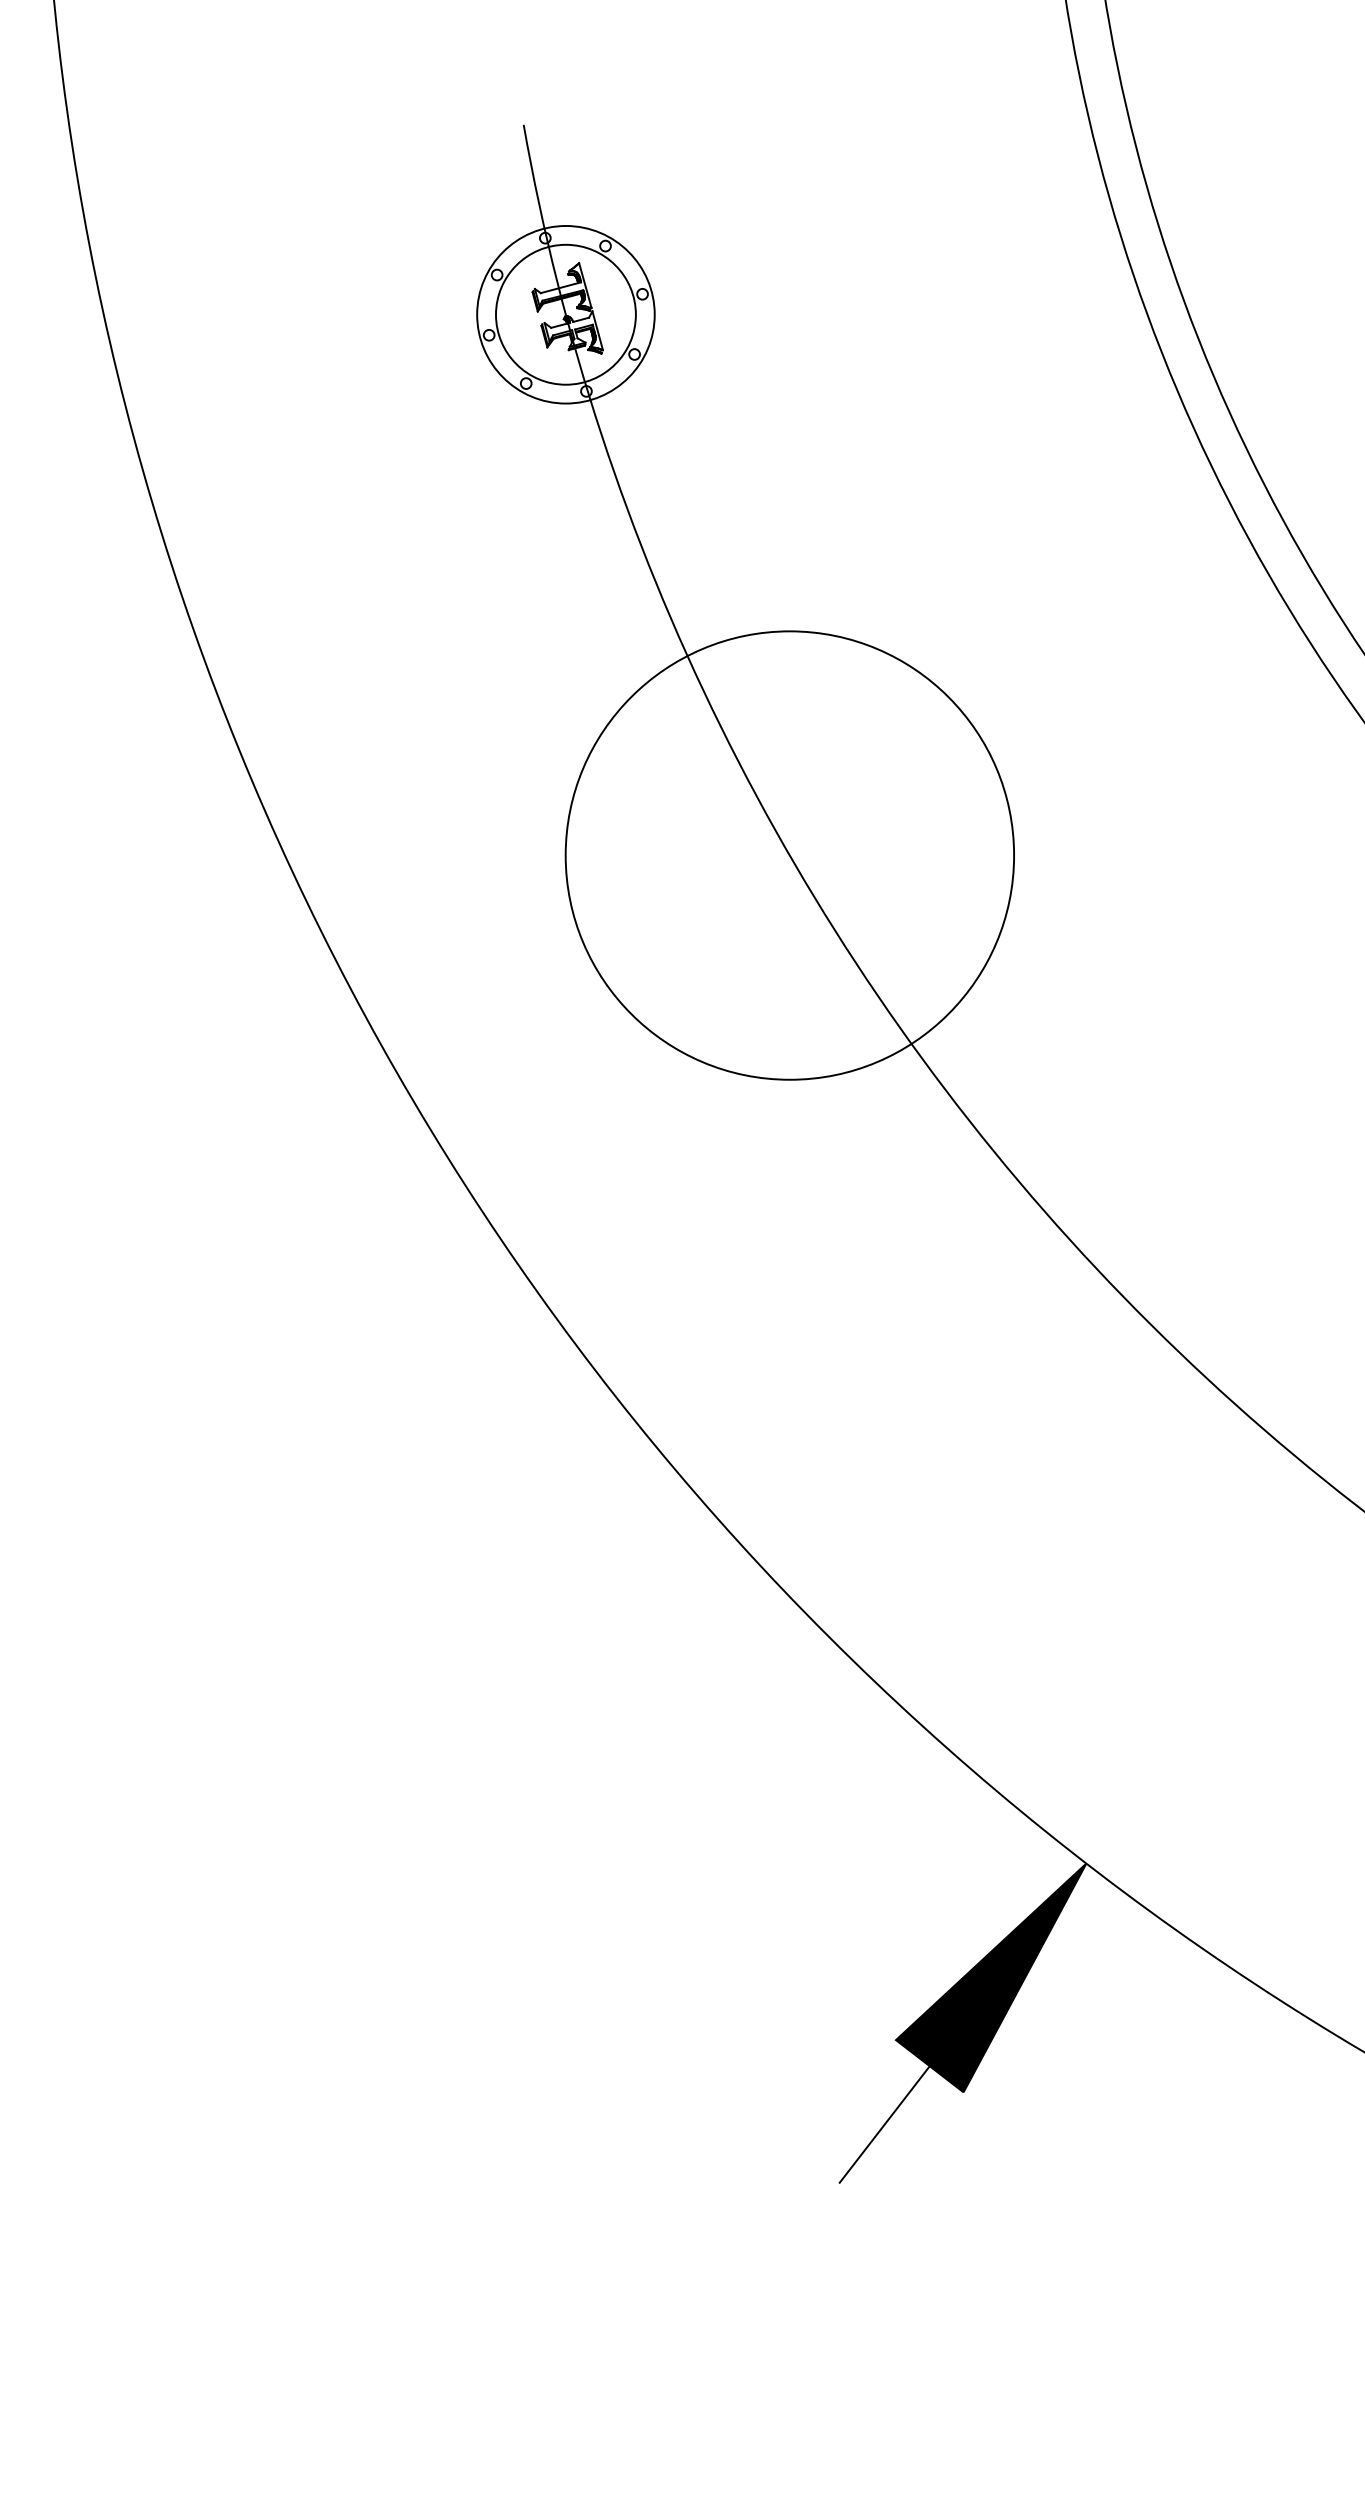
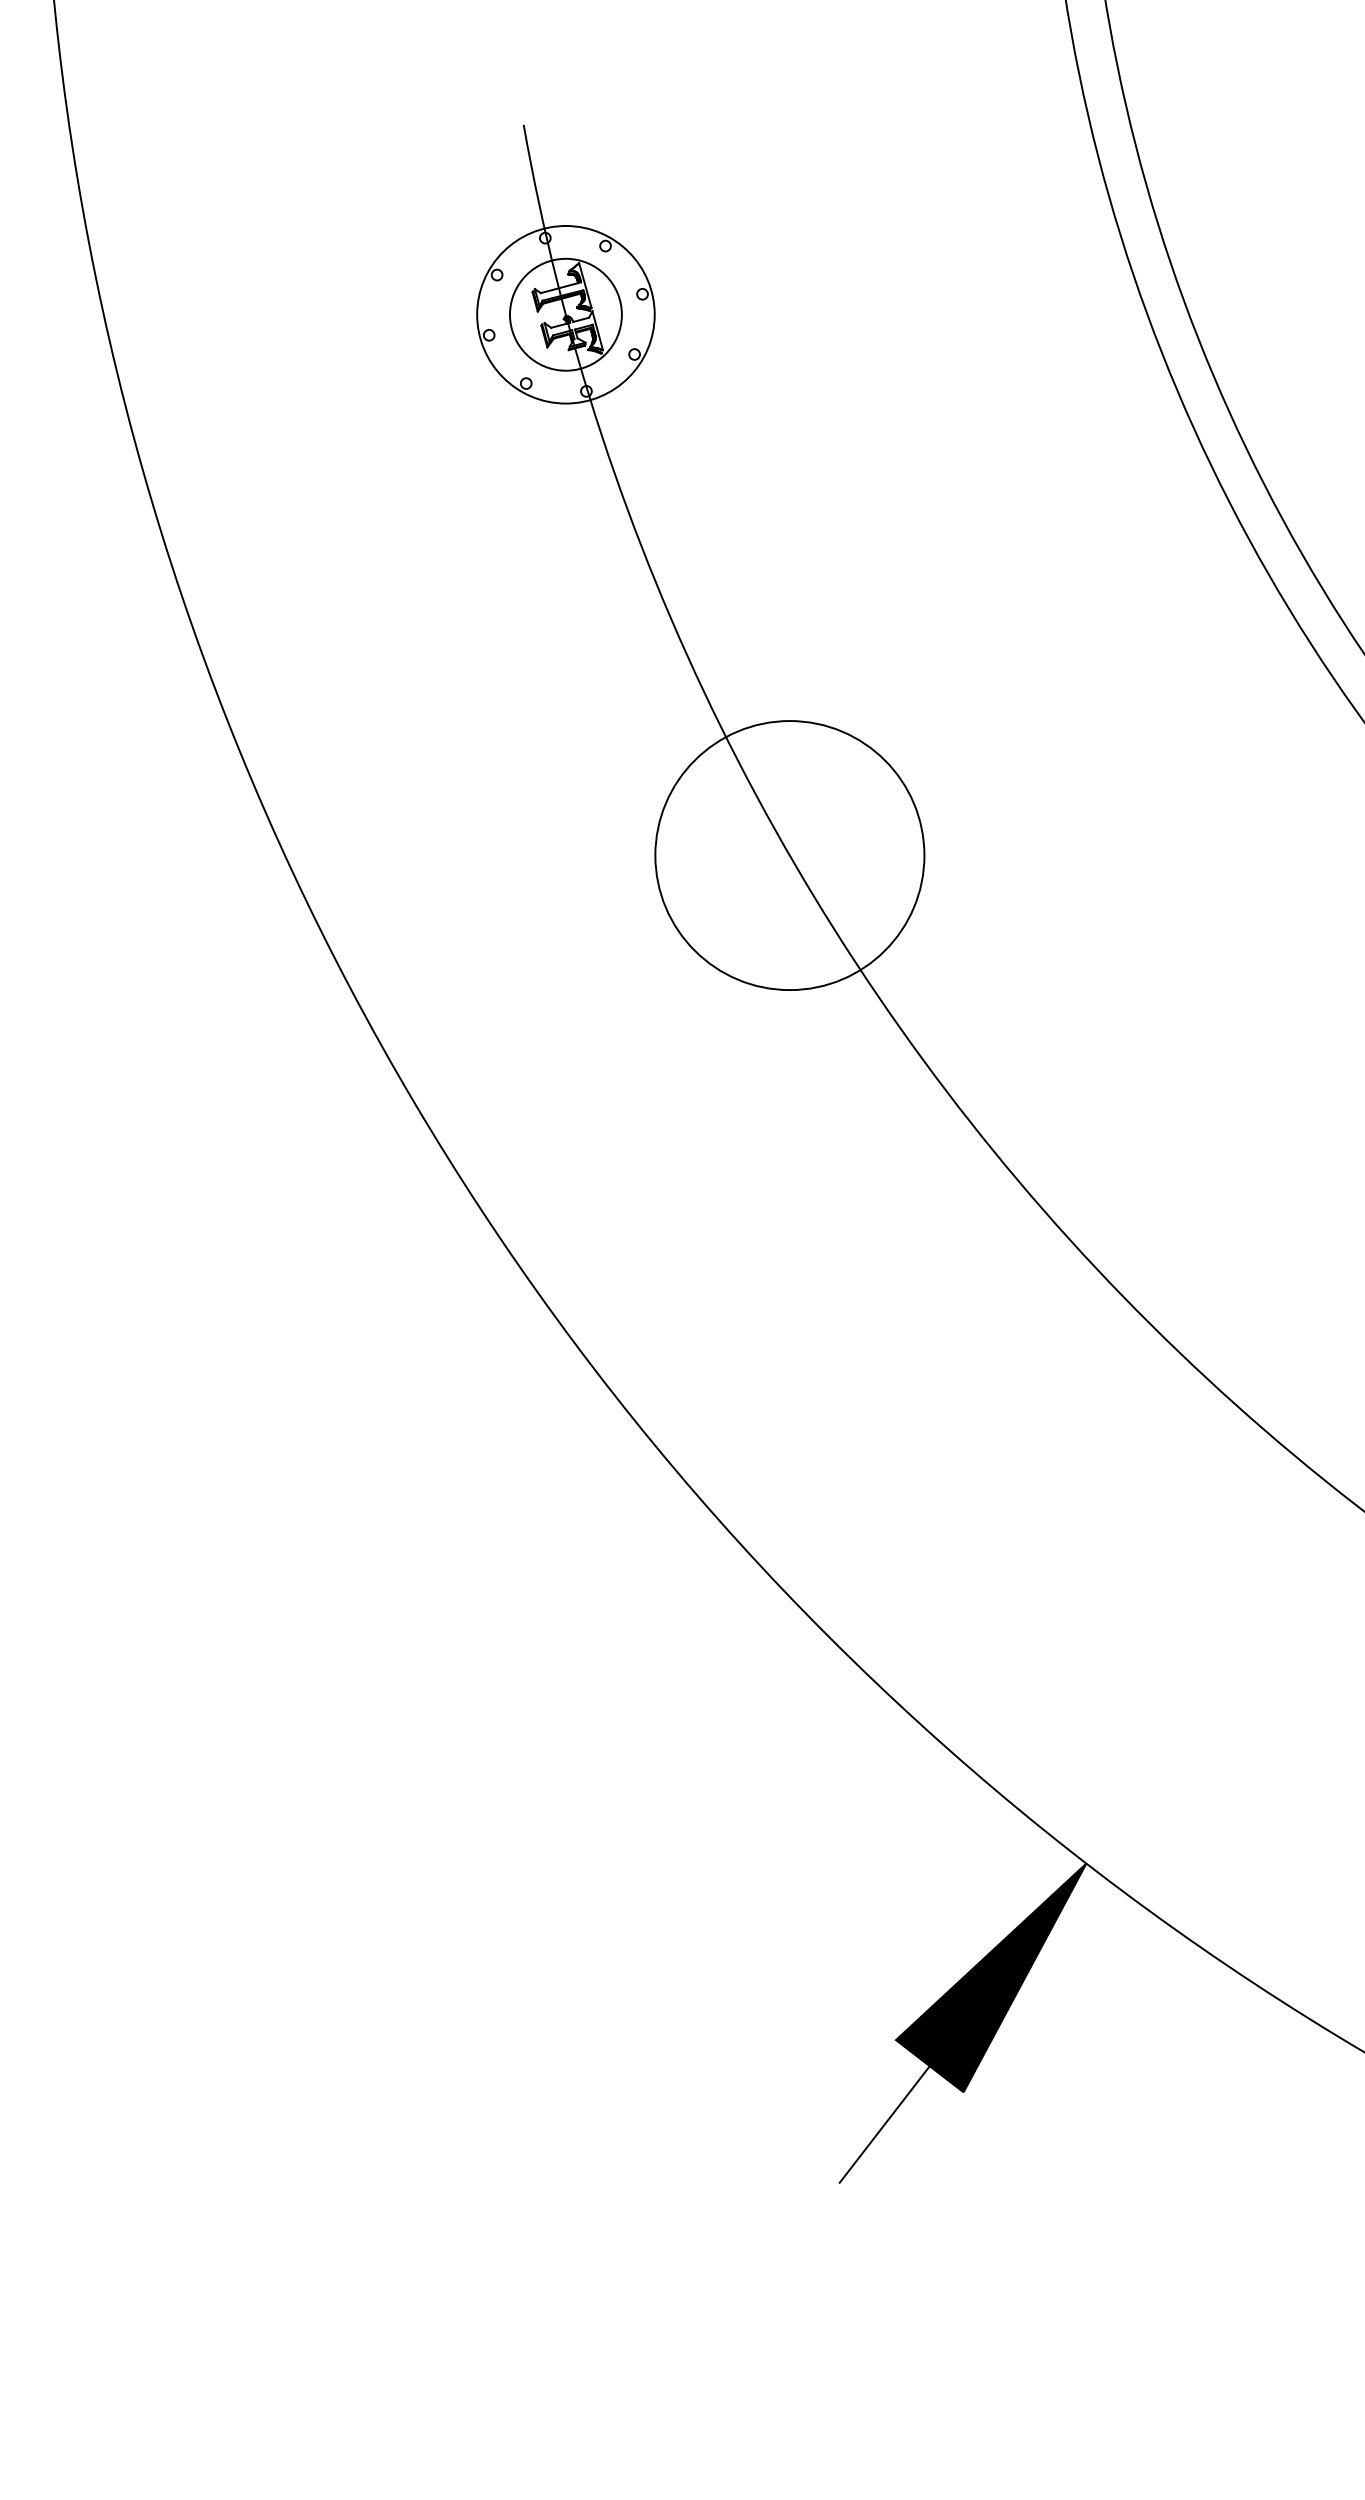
circle diameter: 140 px -> 112 px (565, 314)
circle diameter: 448 px -> 269 px (789, 855)
